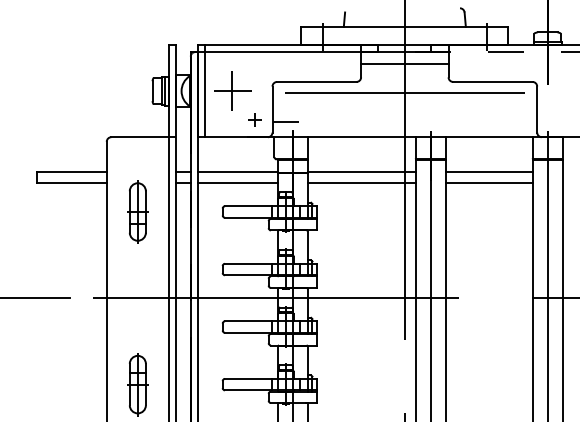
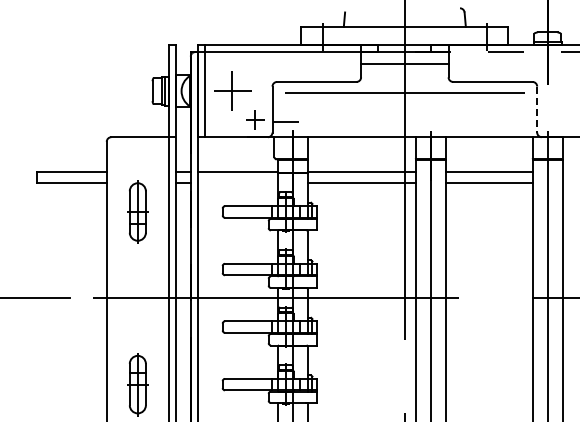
line: solid -> dashed (537, 110)
part size: 14x14 px -> 19x20 px (255, 119)
line: present -> none (237, 183)
